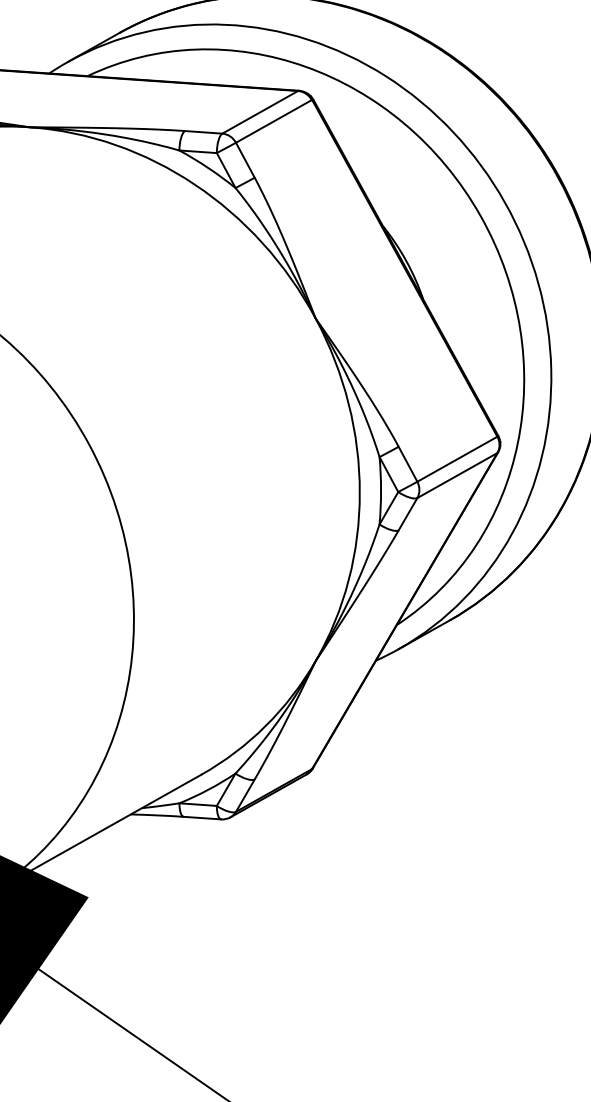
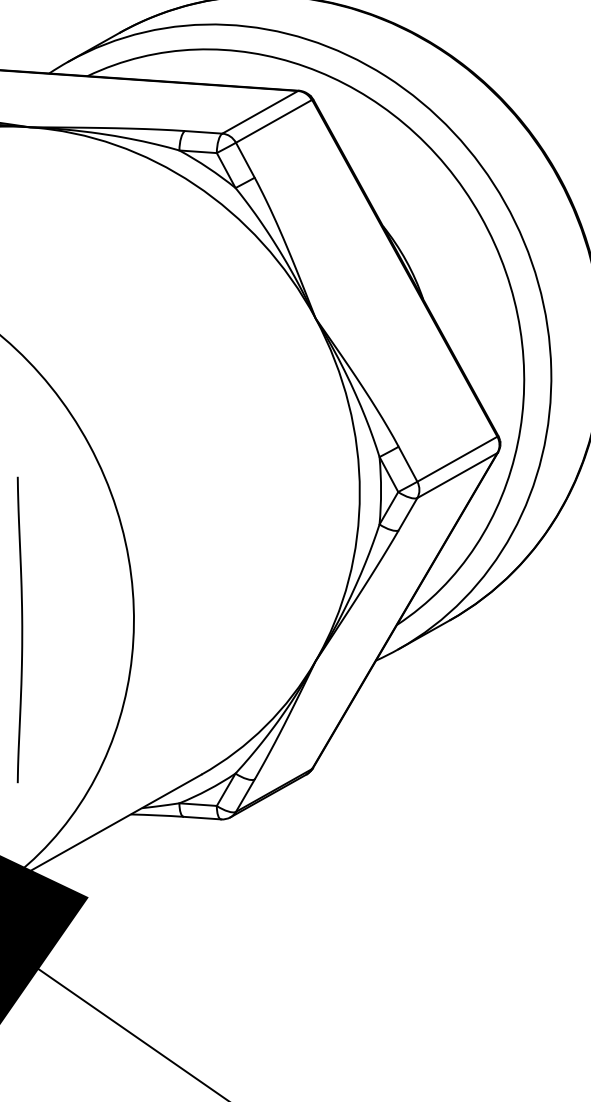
curve: none -> present (21, 629)
